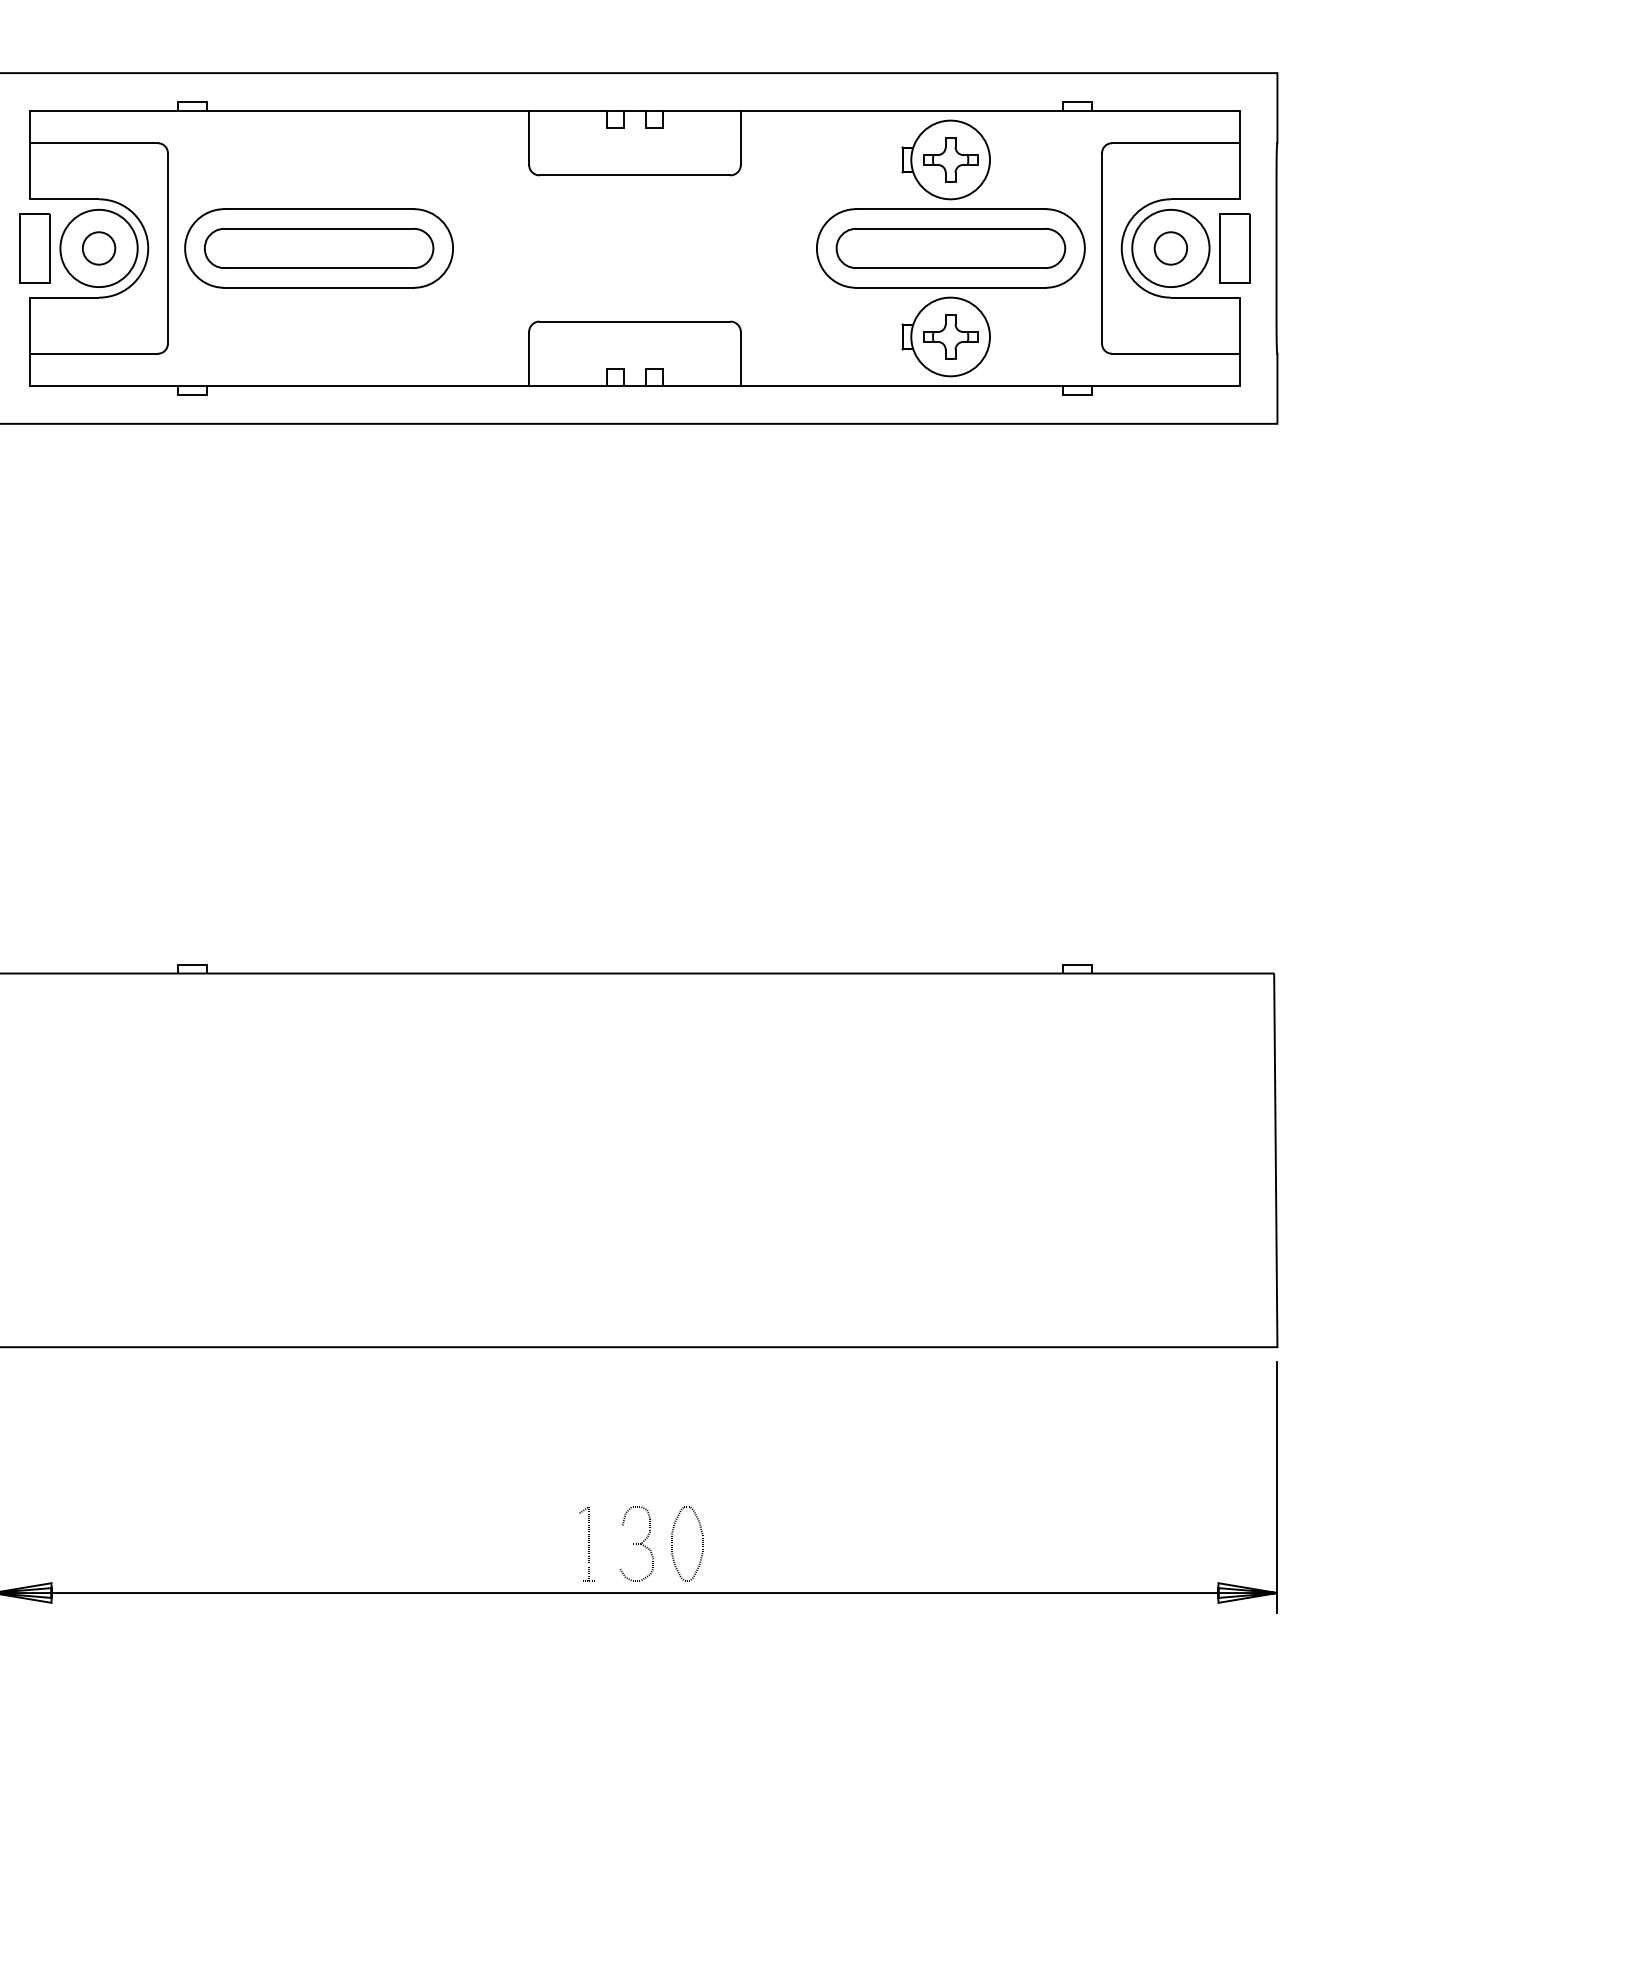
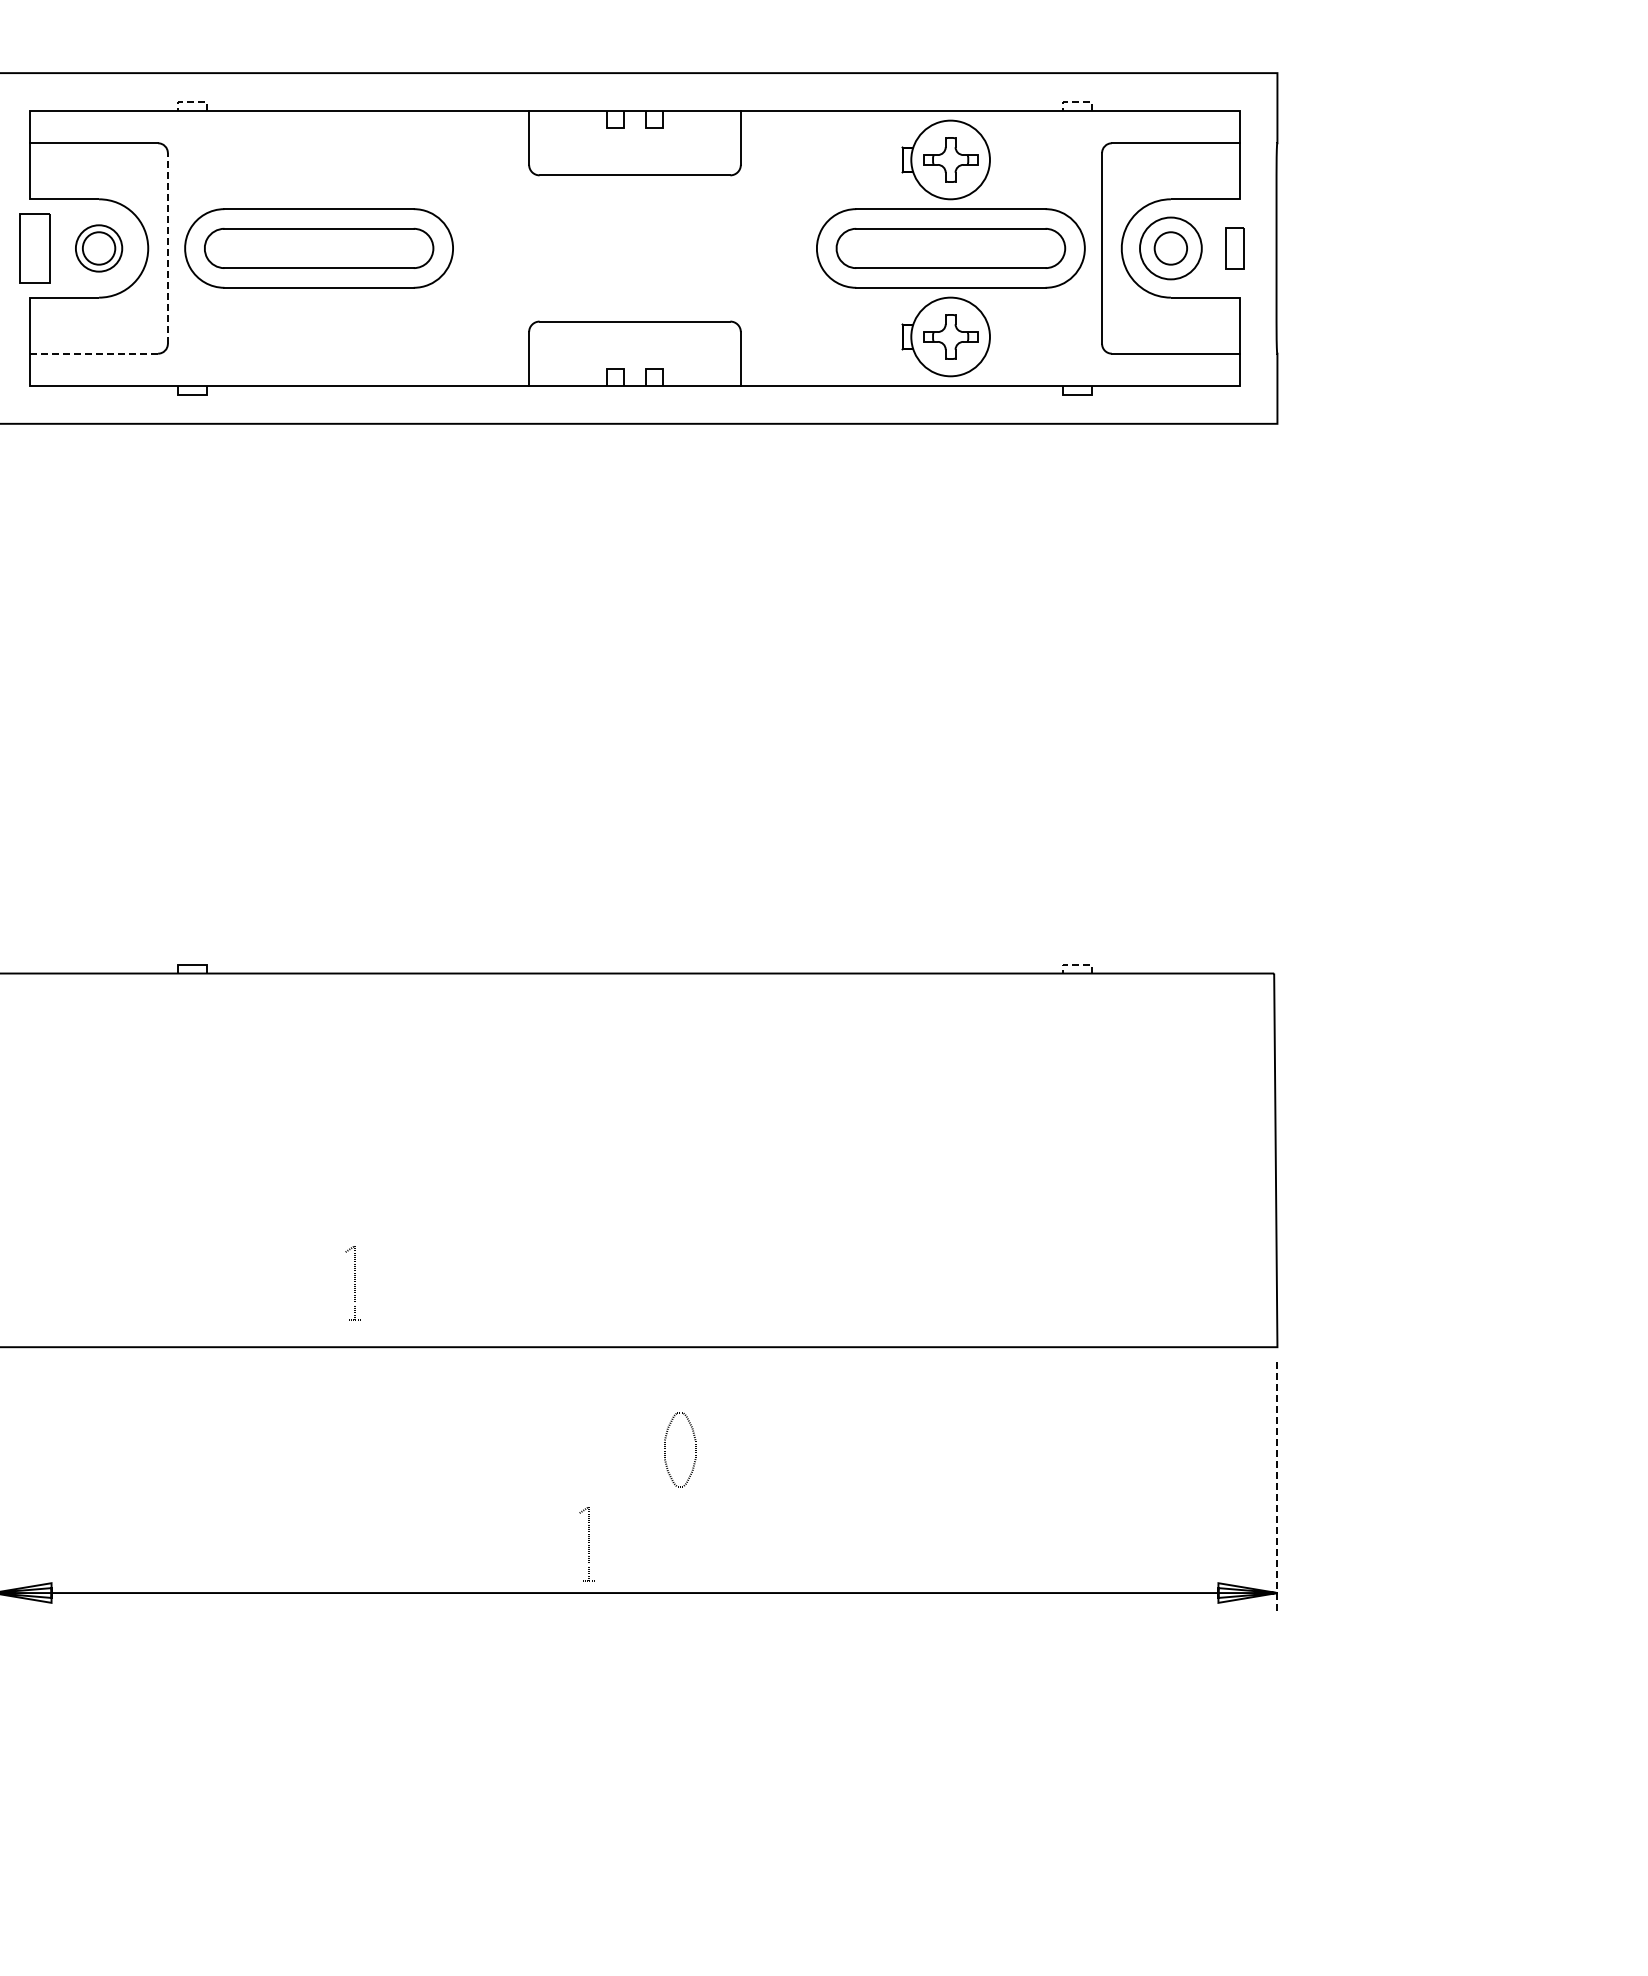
line: solid -> dashed (192, 101)
line: solid -> dashed (1077, 101)
line: solid -> dashed (167, 247)
circle diameter: 77 px -> 46 px (98, 248)
circle diameter: 77 px -> 62 px (1170, 248)
part size: 32x71 px -> 20x43 px (1234, 248)
line: solid -> dashed (94, 353)
line: solid -> dashed (1077, 964)
part: none -> present (352, 1283)
line: solid -> dashed (1277, 1487)
part position: (672, 1542) -> (665, 1448) (665, 1448)
part: present -> none (636, 1543)
